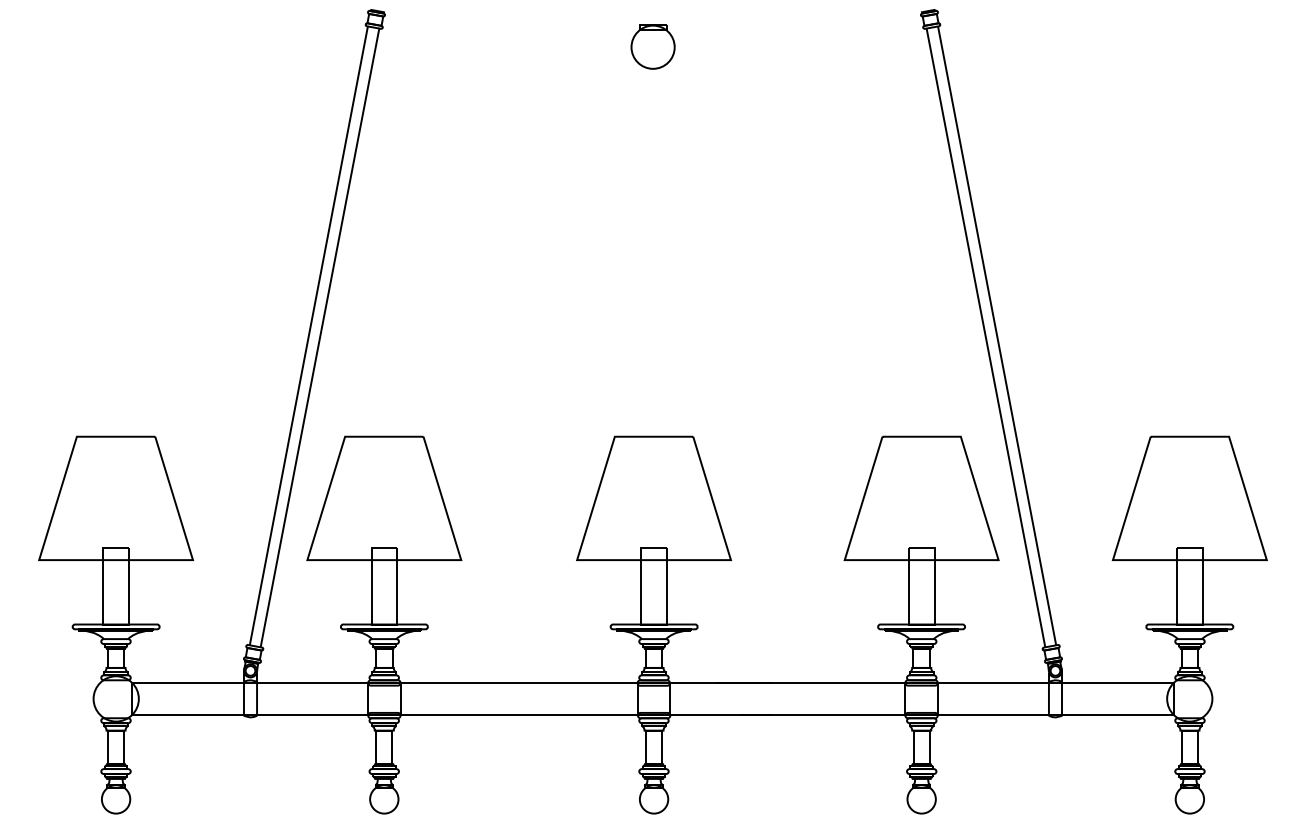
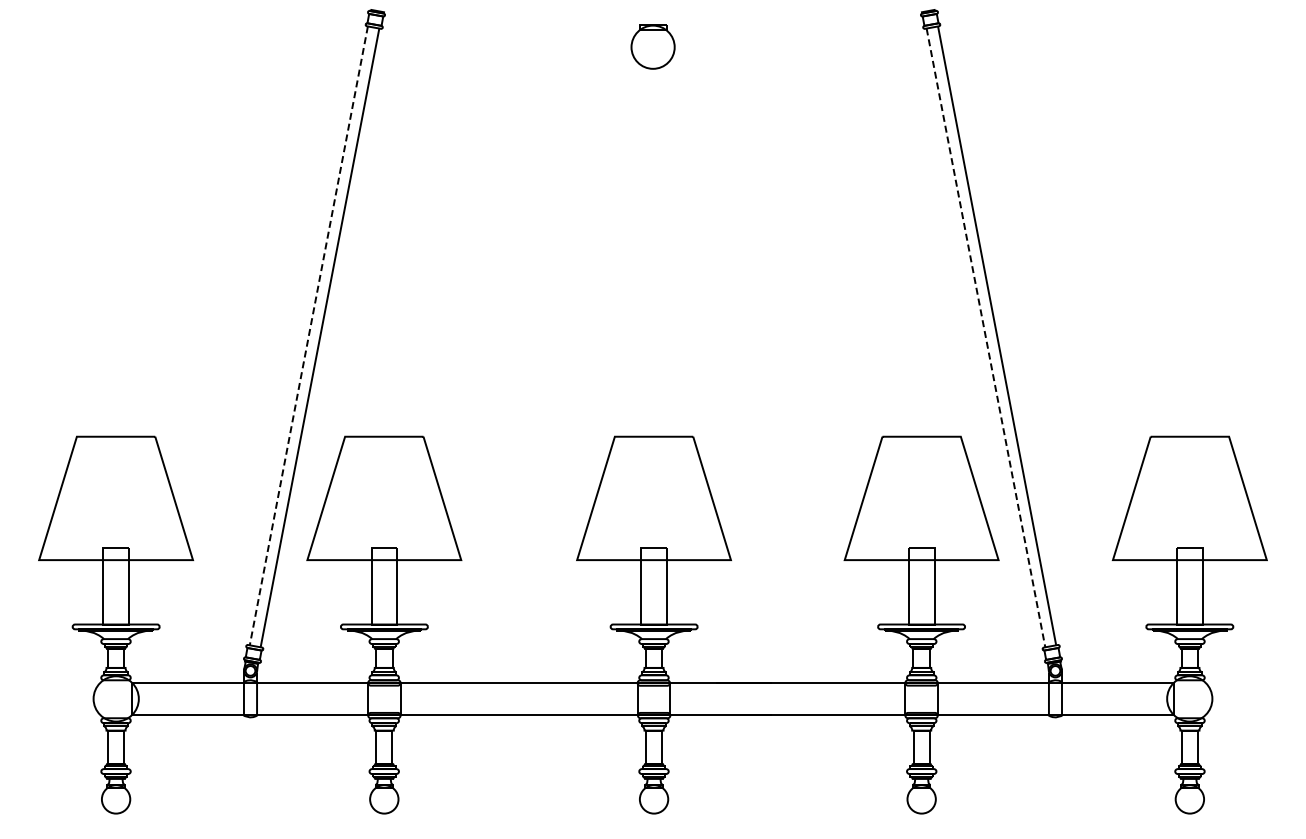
line: solid -> dashed (308, 335)
line: solid -> dashed (986, 338)
